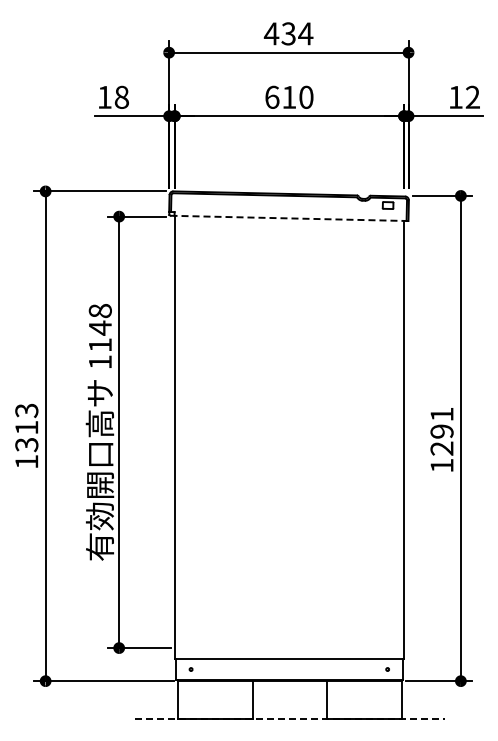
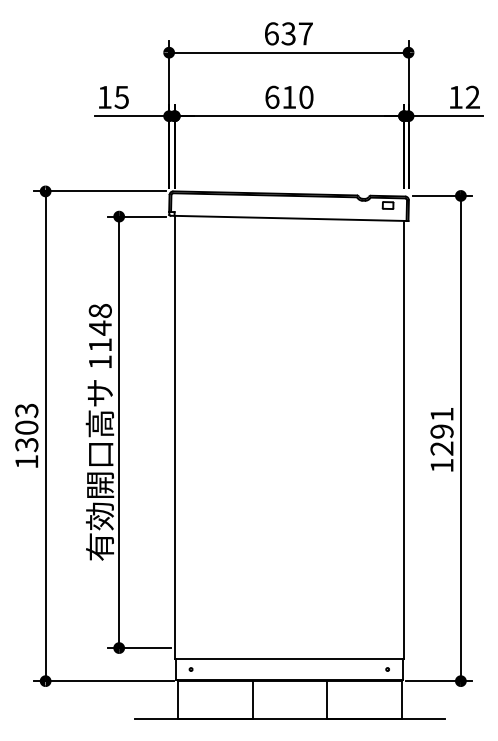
text: 434 -> 637 (288, 33)
text: 18 -> 15 (121, 96)
line: dashed -> solid (289, 218)
text: 1313 -> 1303 (26, 427)
line: dashed -> solid (289, 718)
